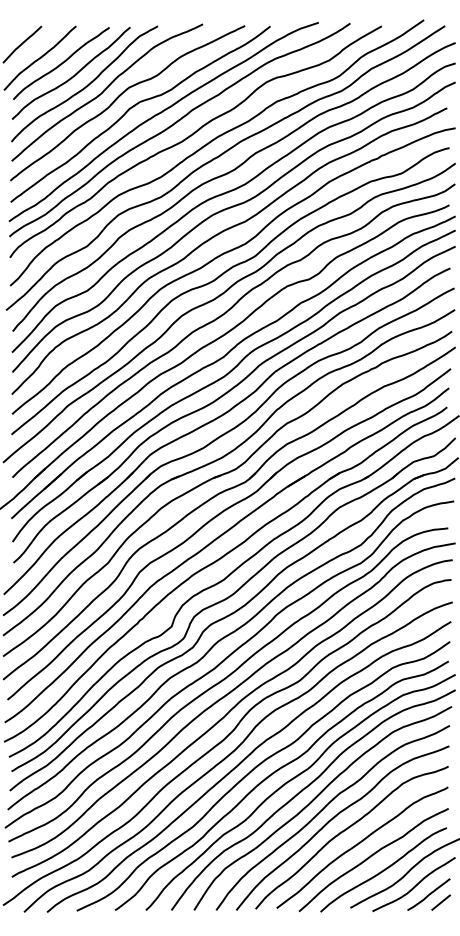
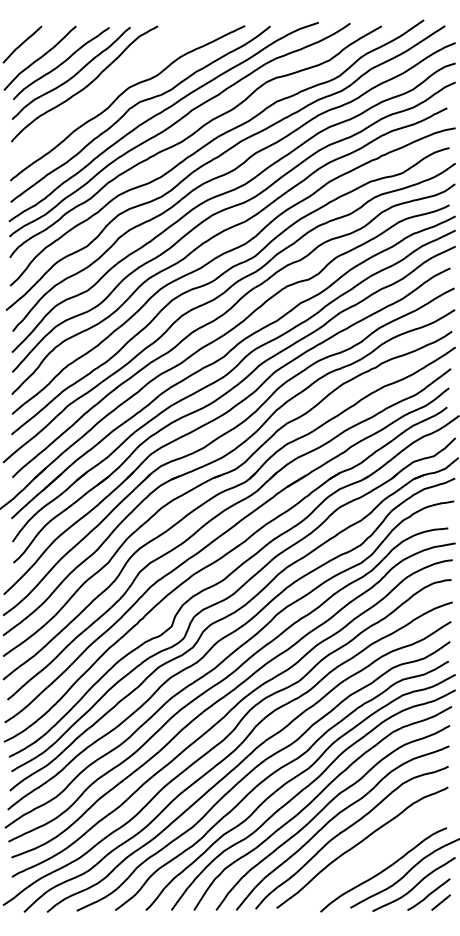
curve: present -> none (105, 90)
curve: present -> none (372, 856)
